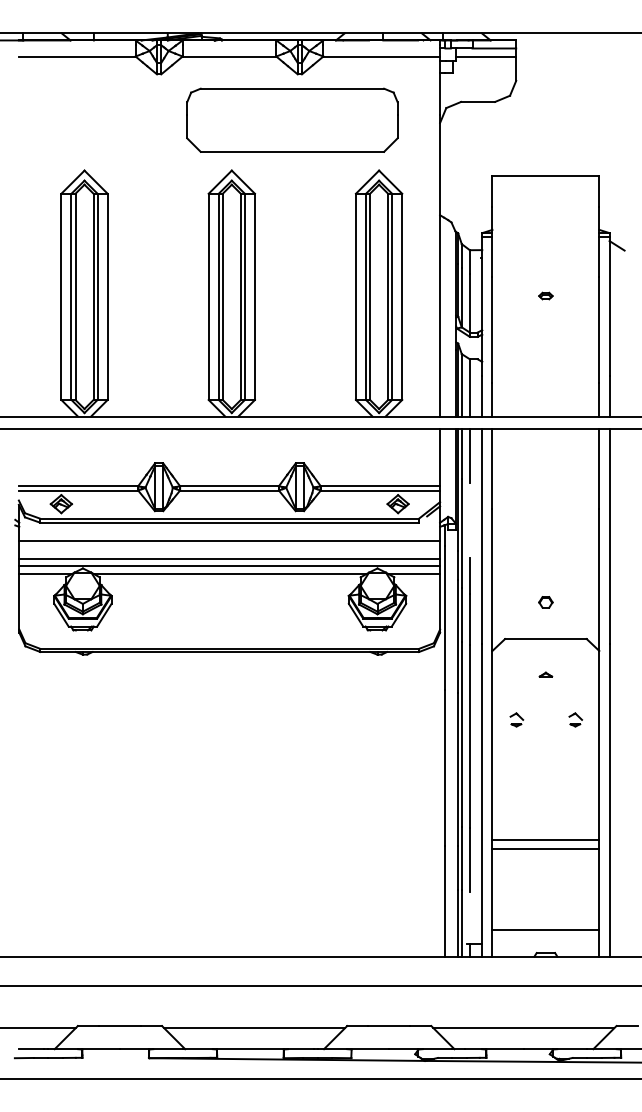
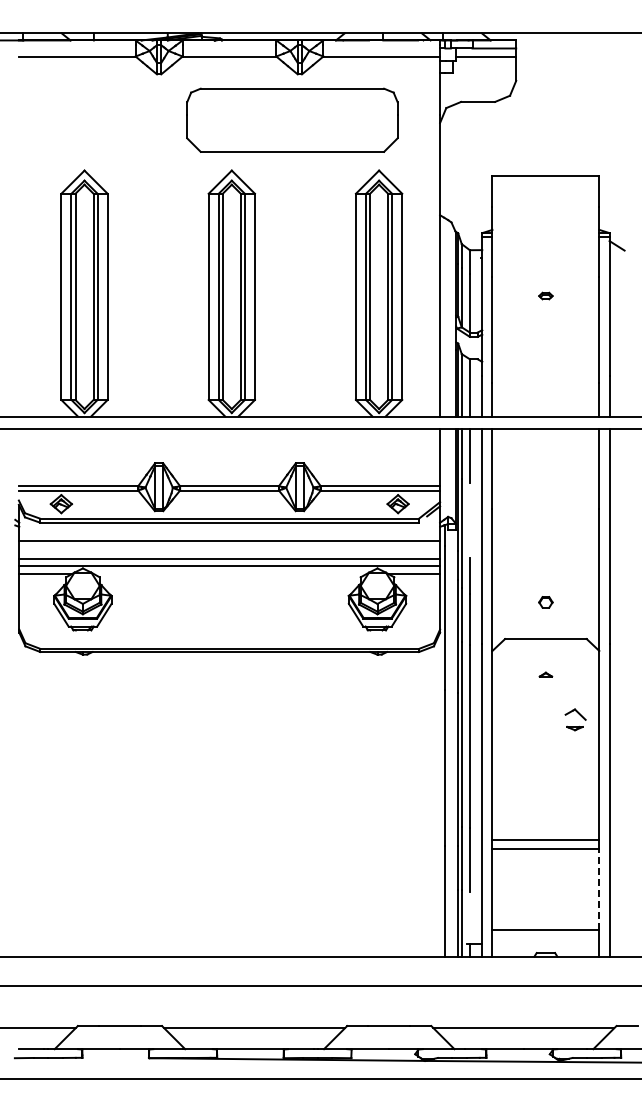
line: present -> none (230, 574)
part: present -> none (516, 719)
part size: 16x16 px -> 23x24 px (575, 719)
line: solid -> dashed (599, 889)
